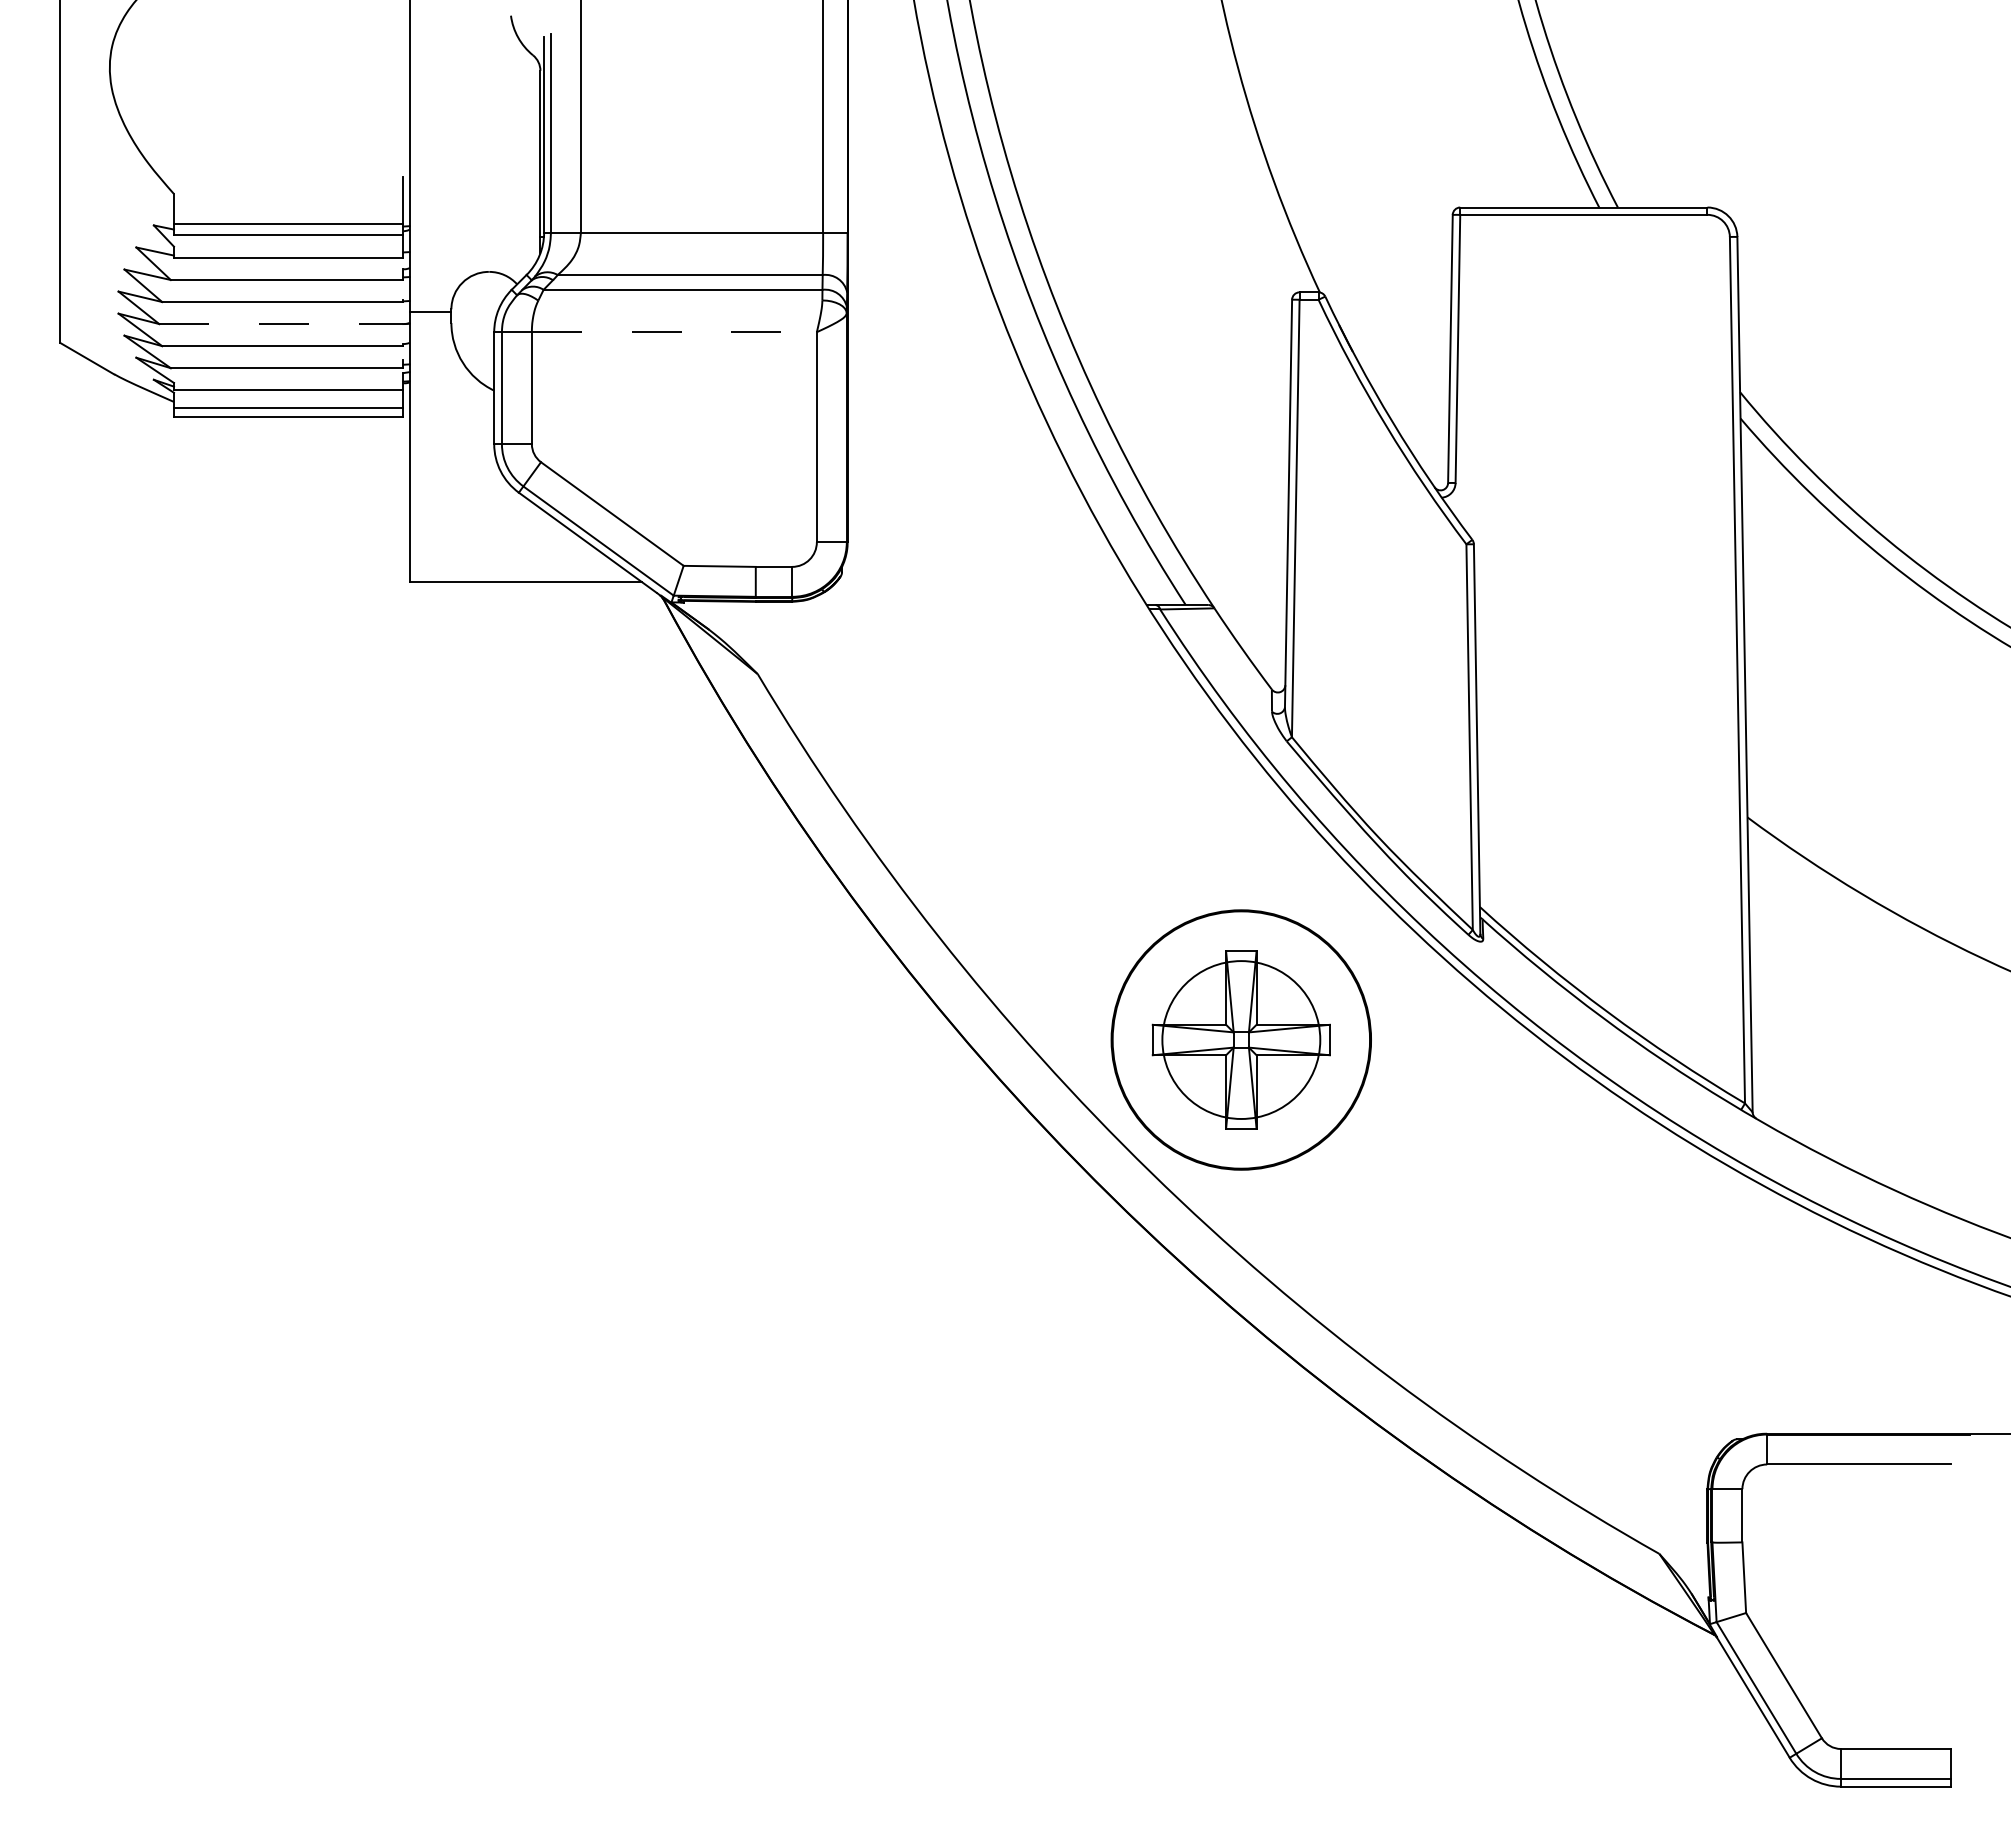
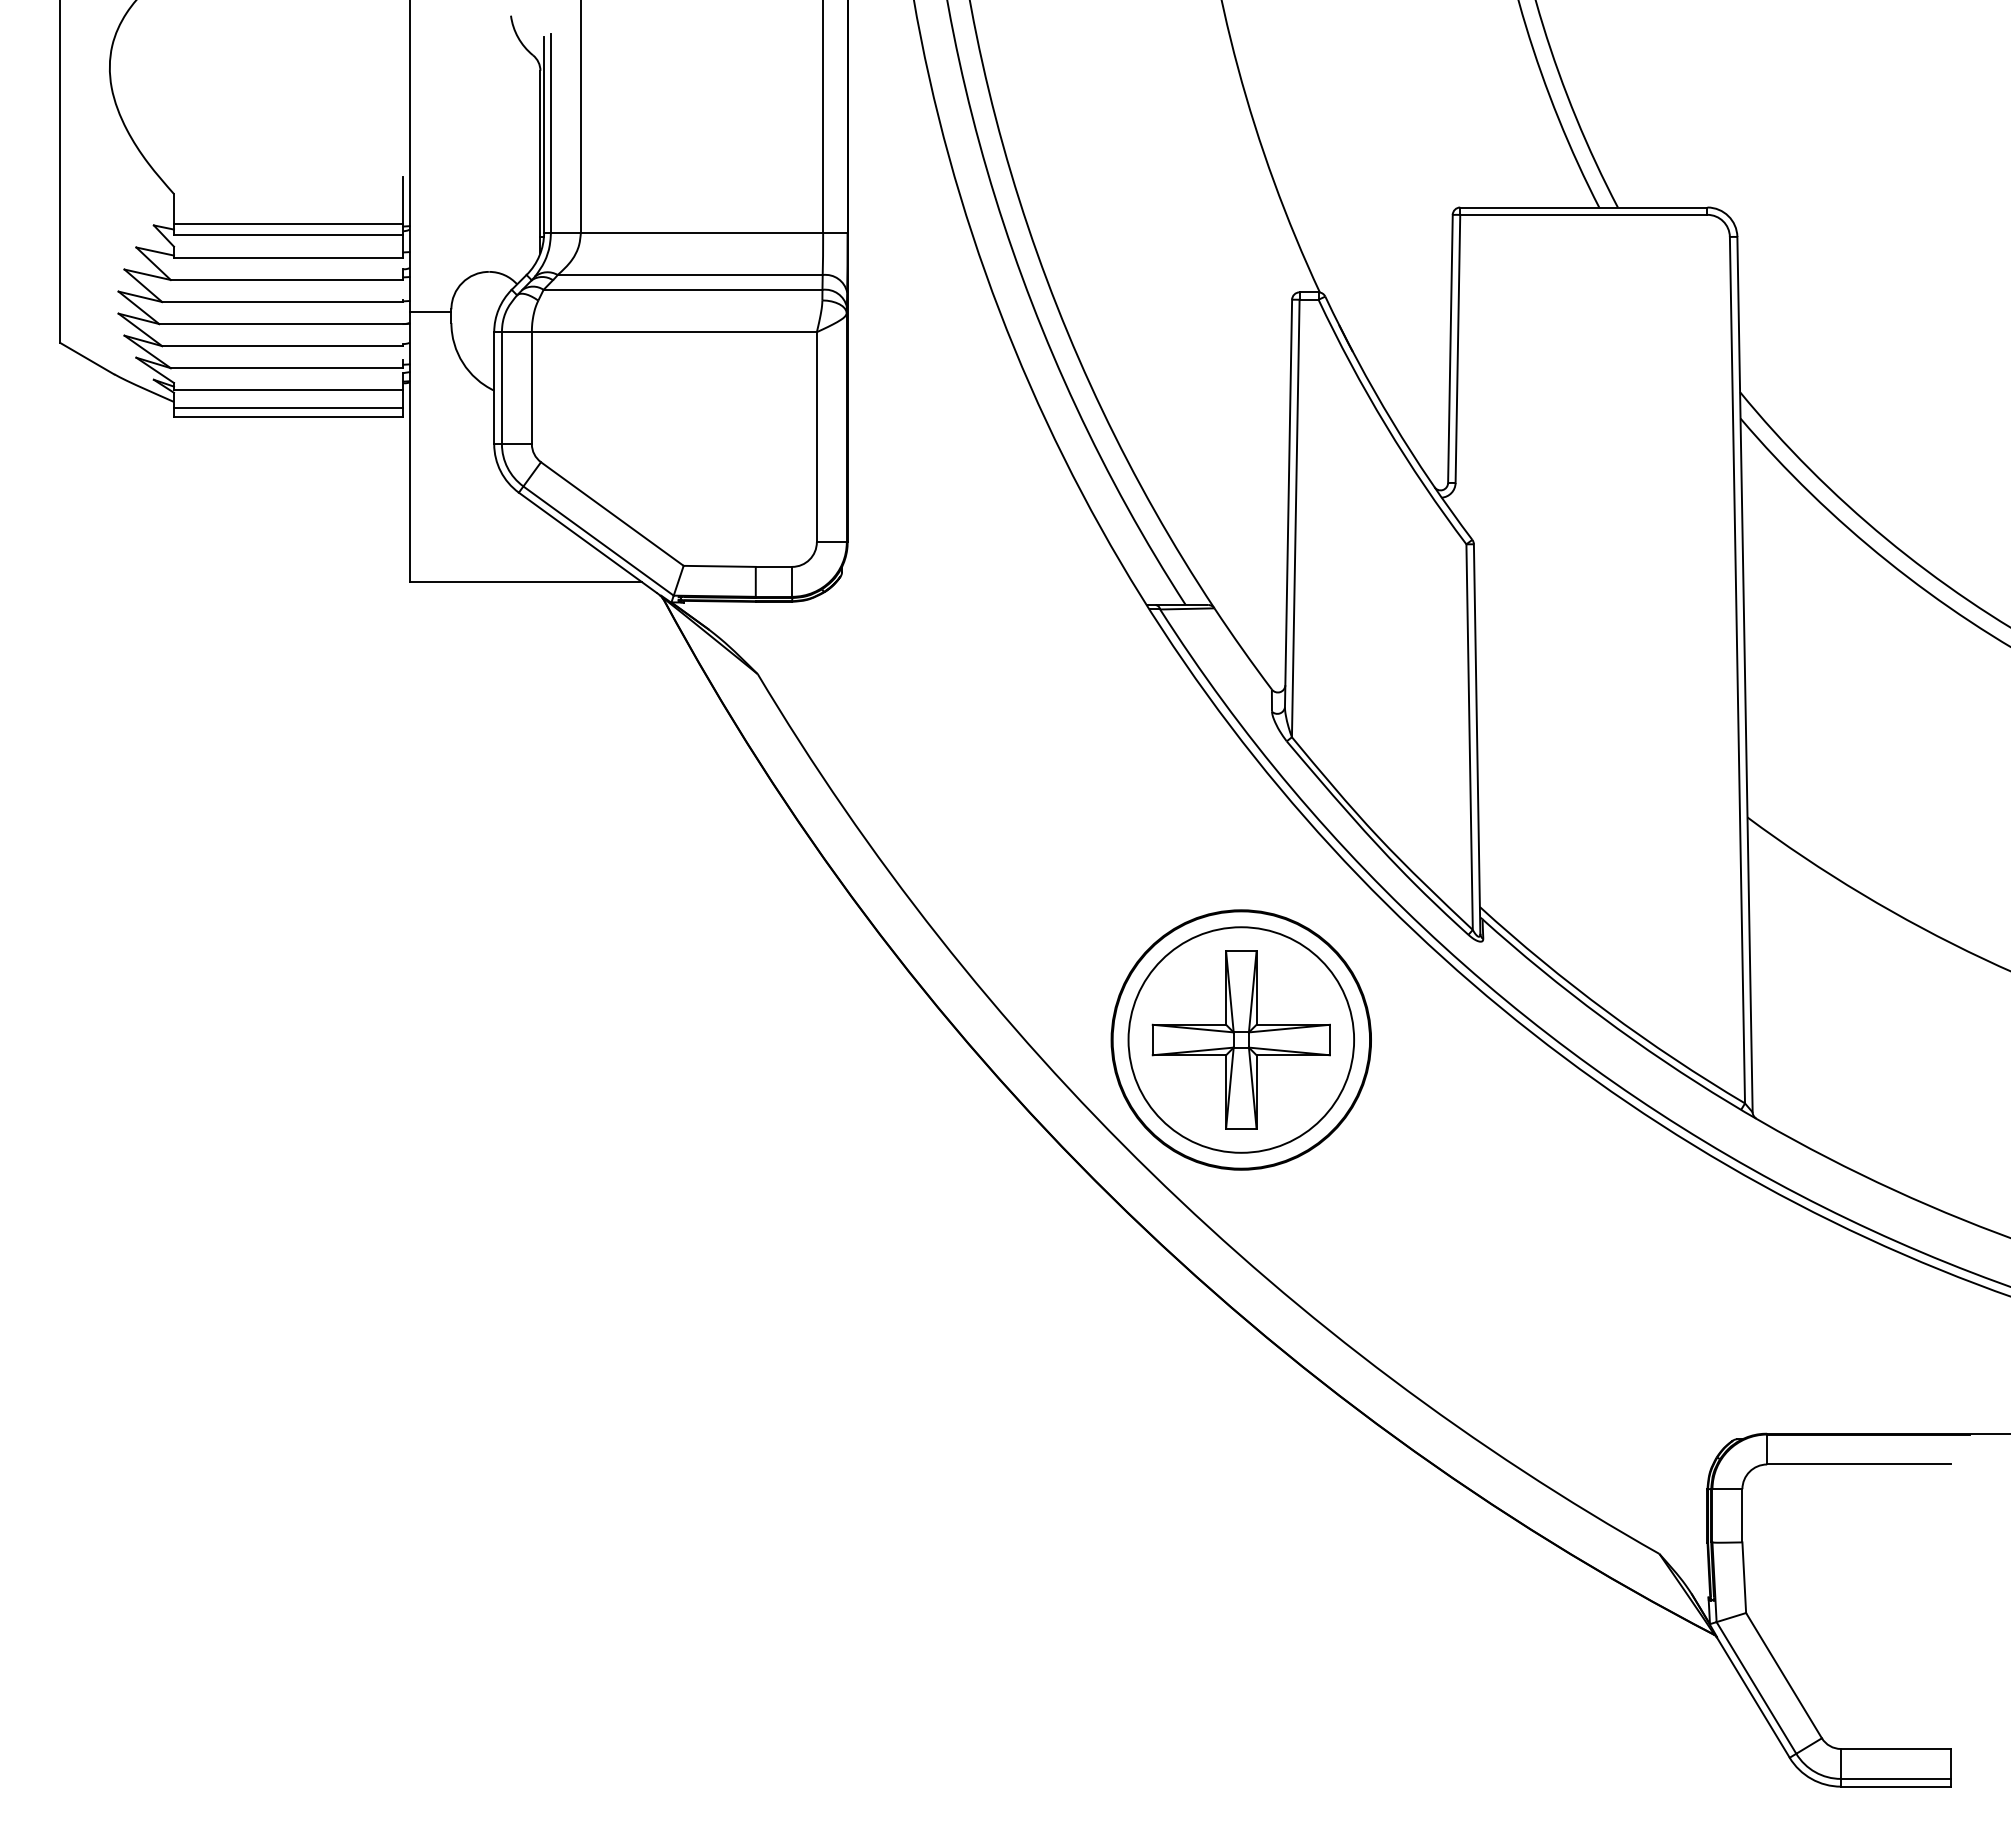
line: dashed -> solid (281, 324)
line: dashed -> solid (674, 332)
circle diameter: 158 px -> 226 px (1241, 1039)
